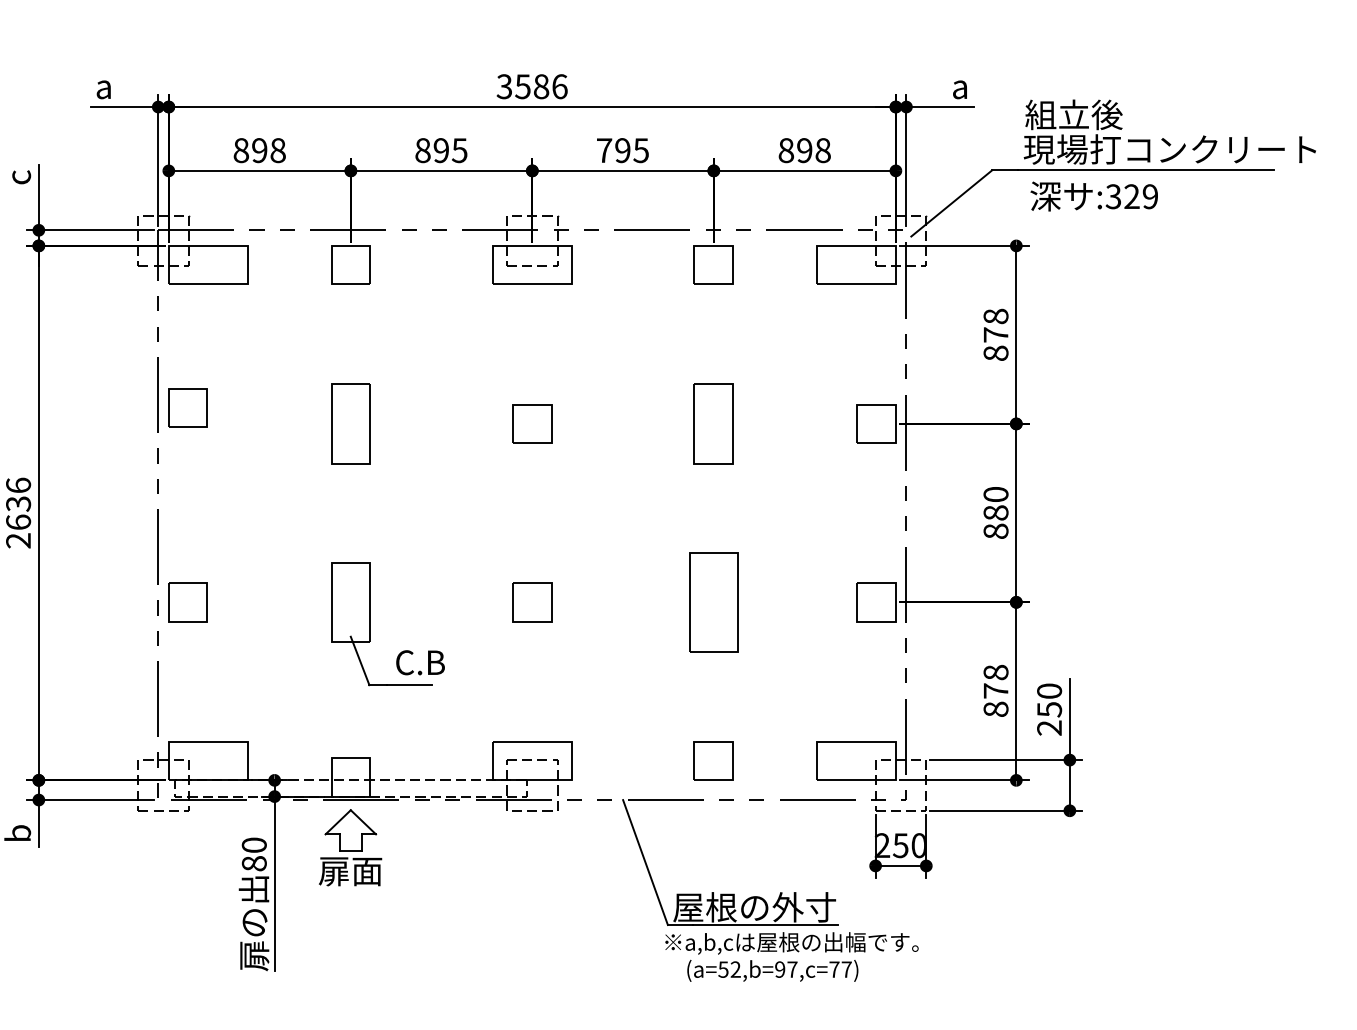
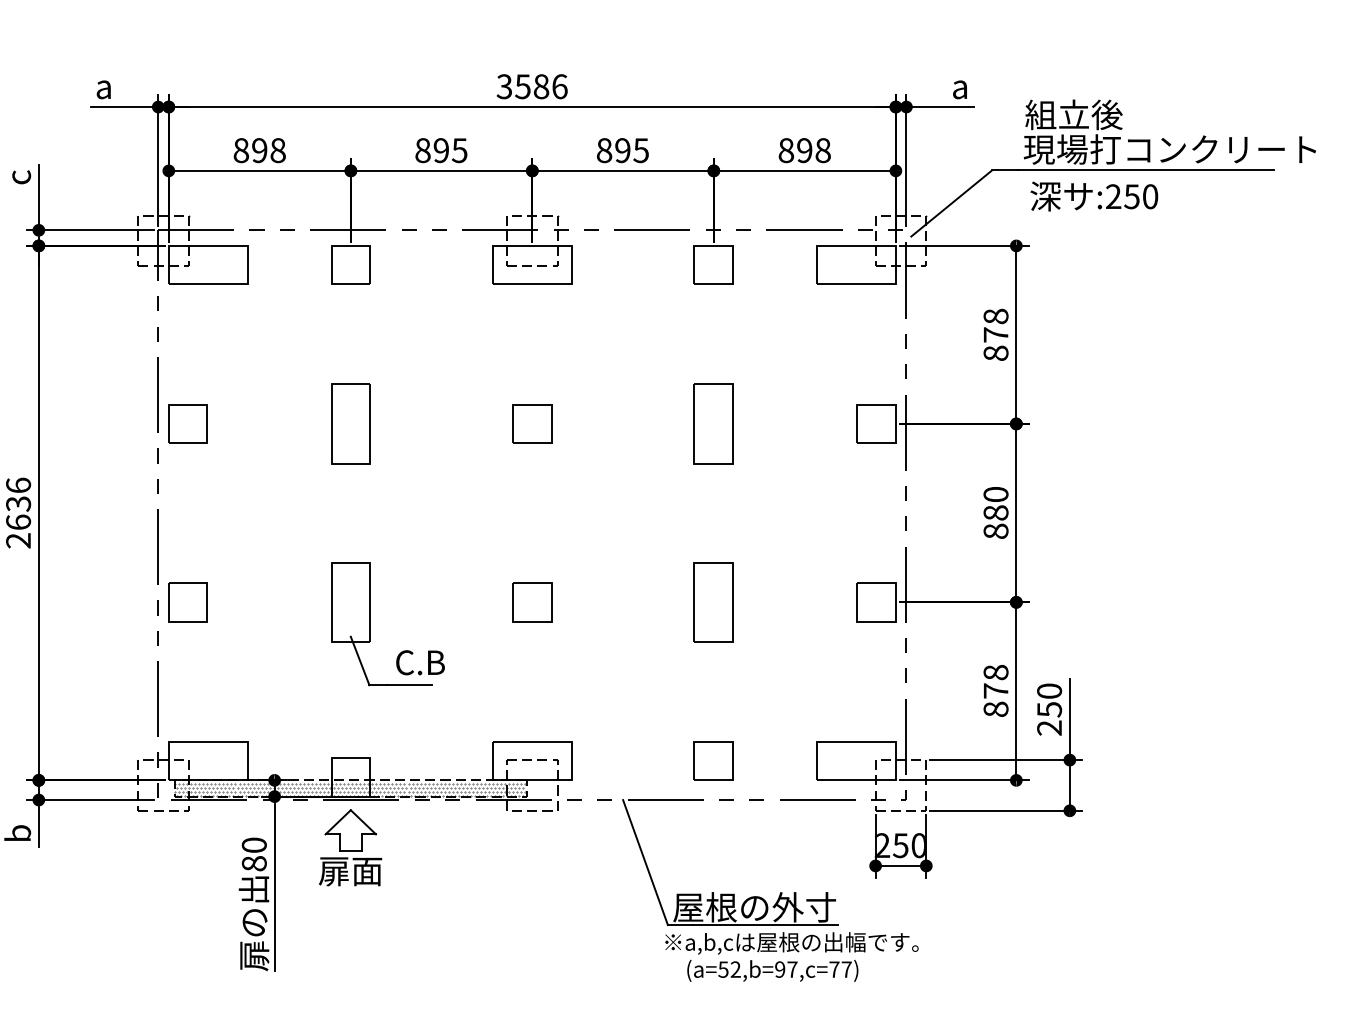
text: 795 -> 895 (604, 150)
text: :329 -> :250 (1131, 196)
part position: (187, 407) -> (187, 423) (187, 423)
part size: 50x101 px -> 41x81 px (713, 602)
hatch: none -> present (350, 789)
